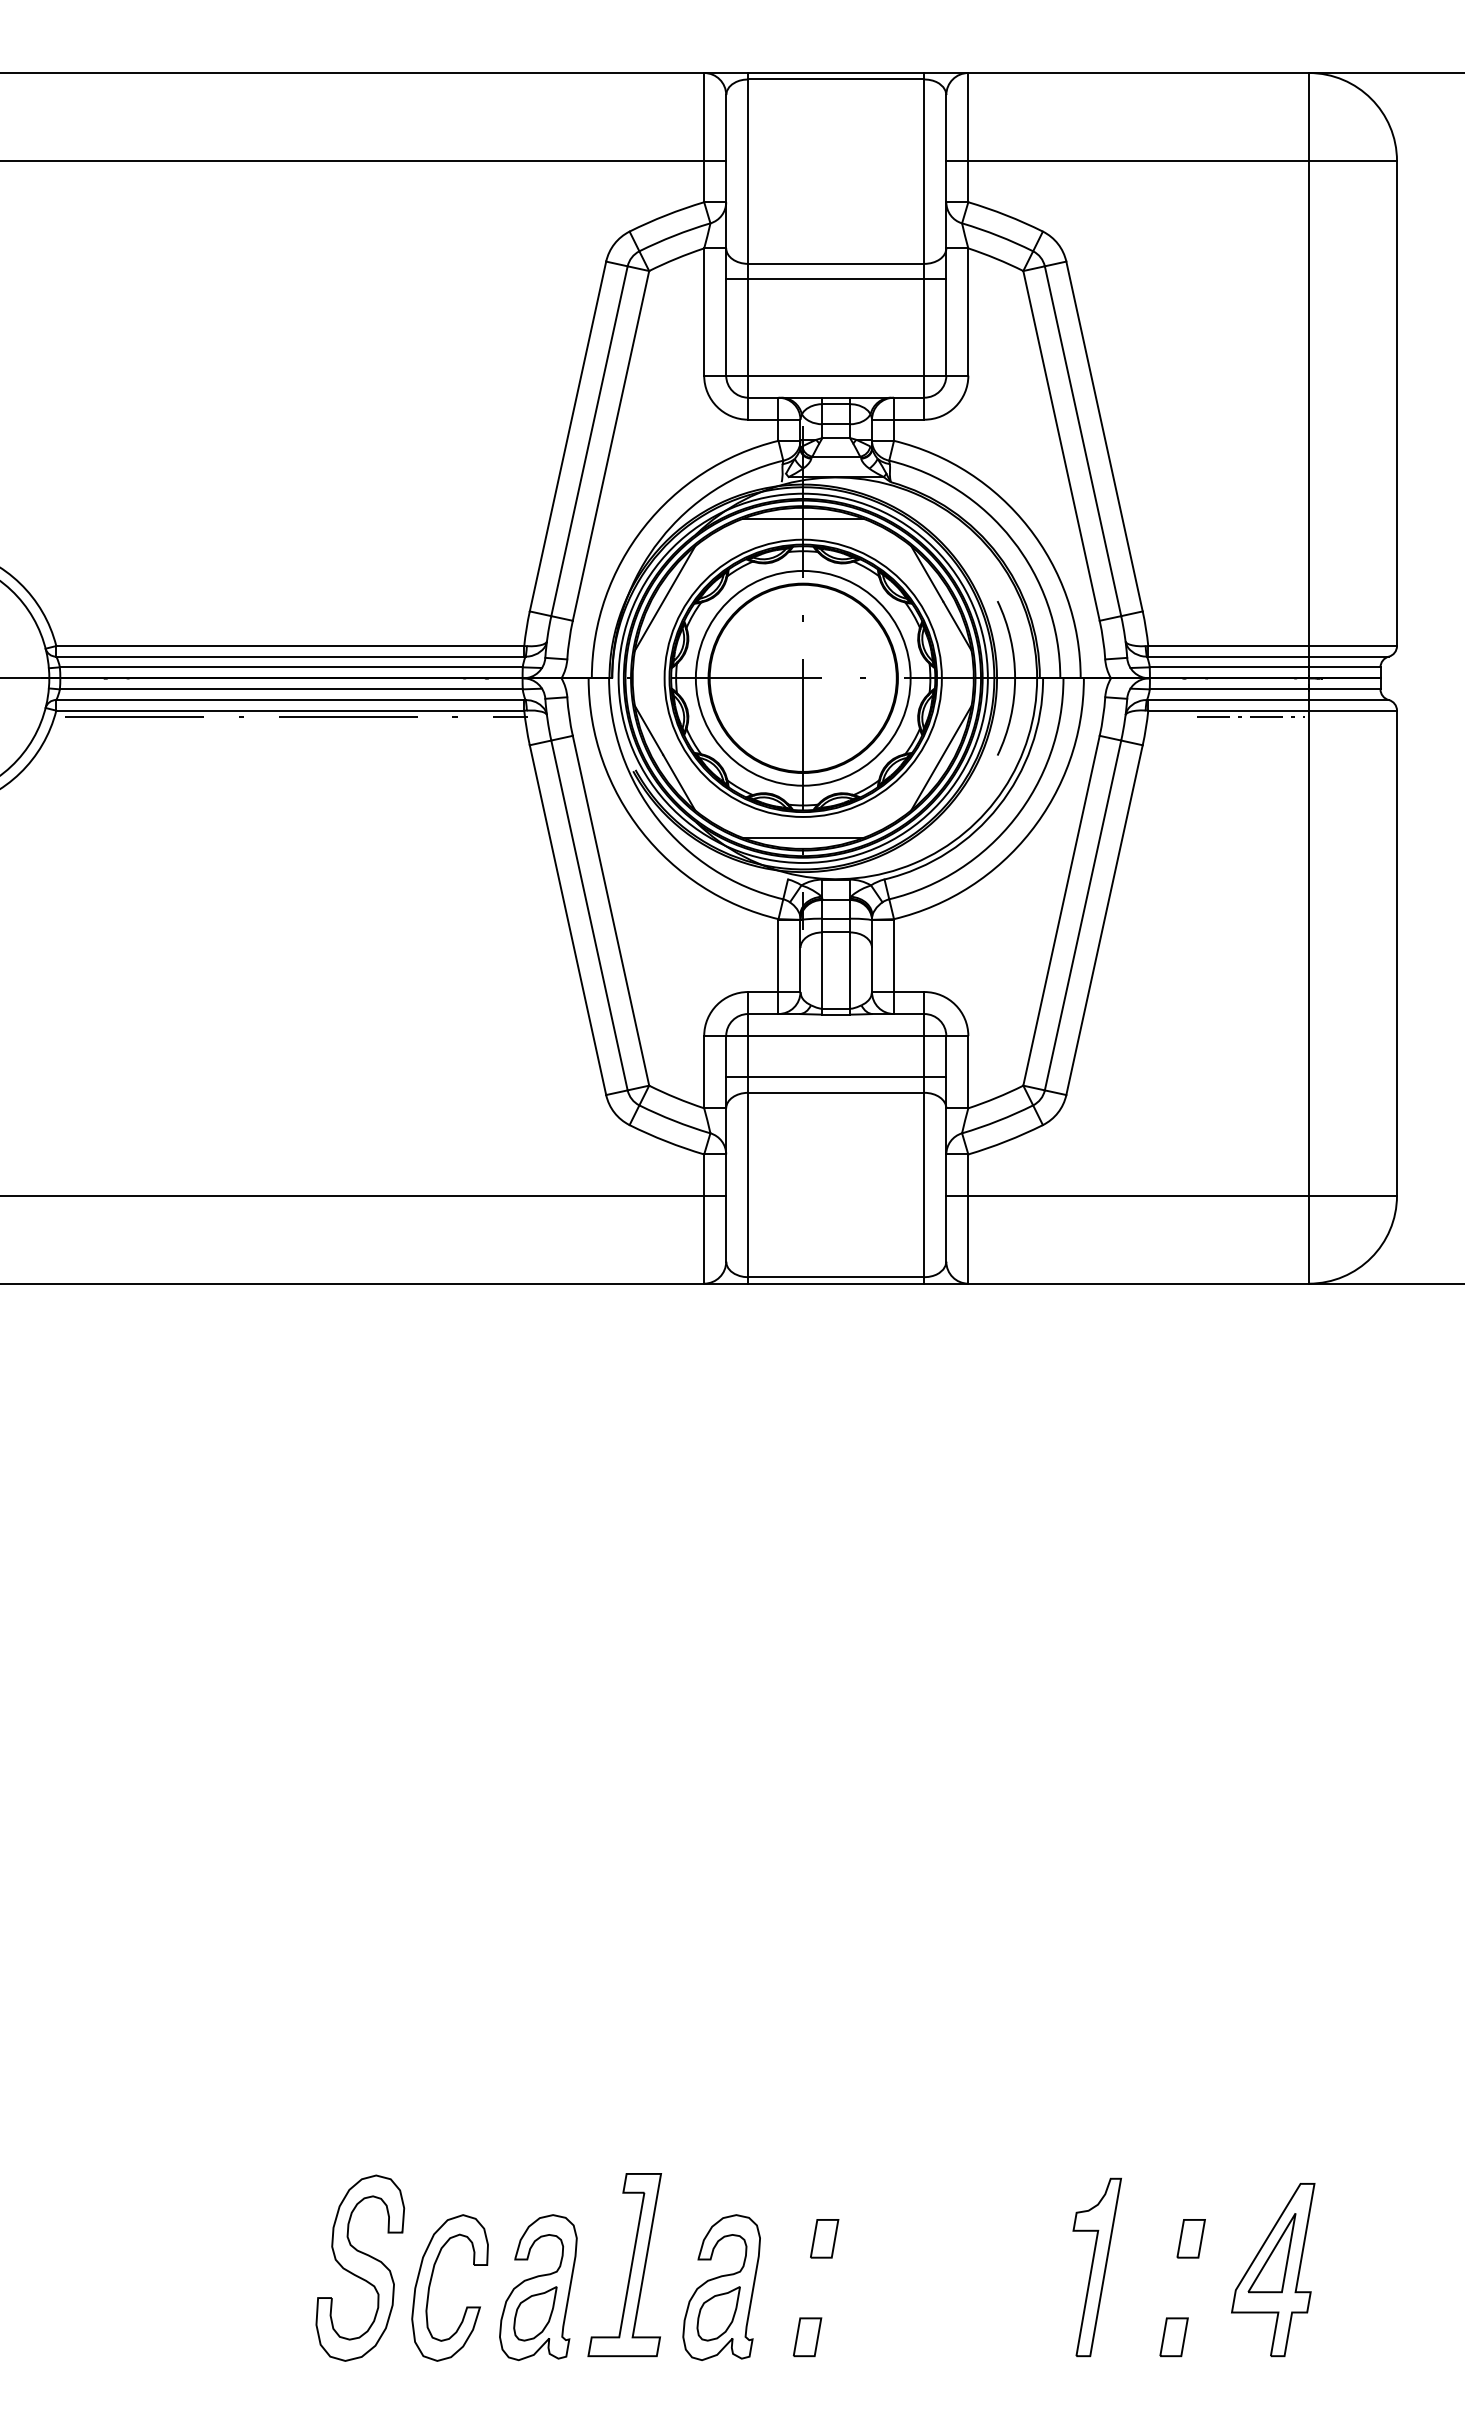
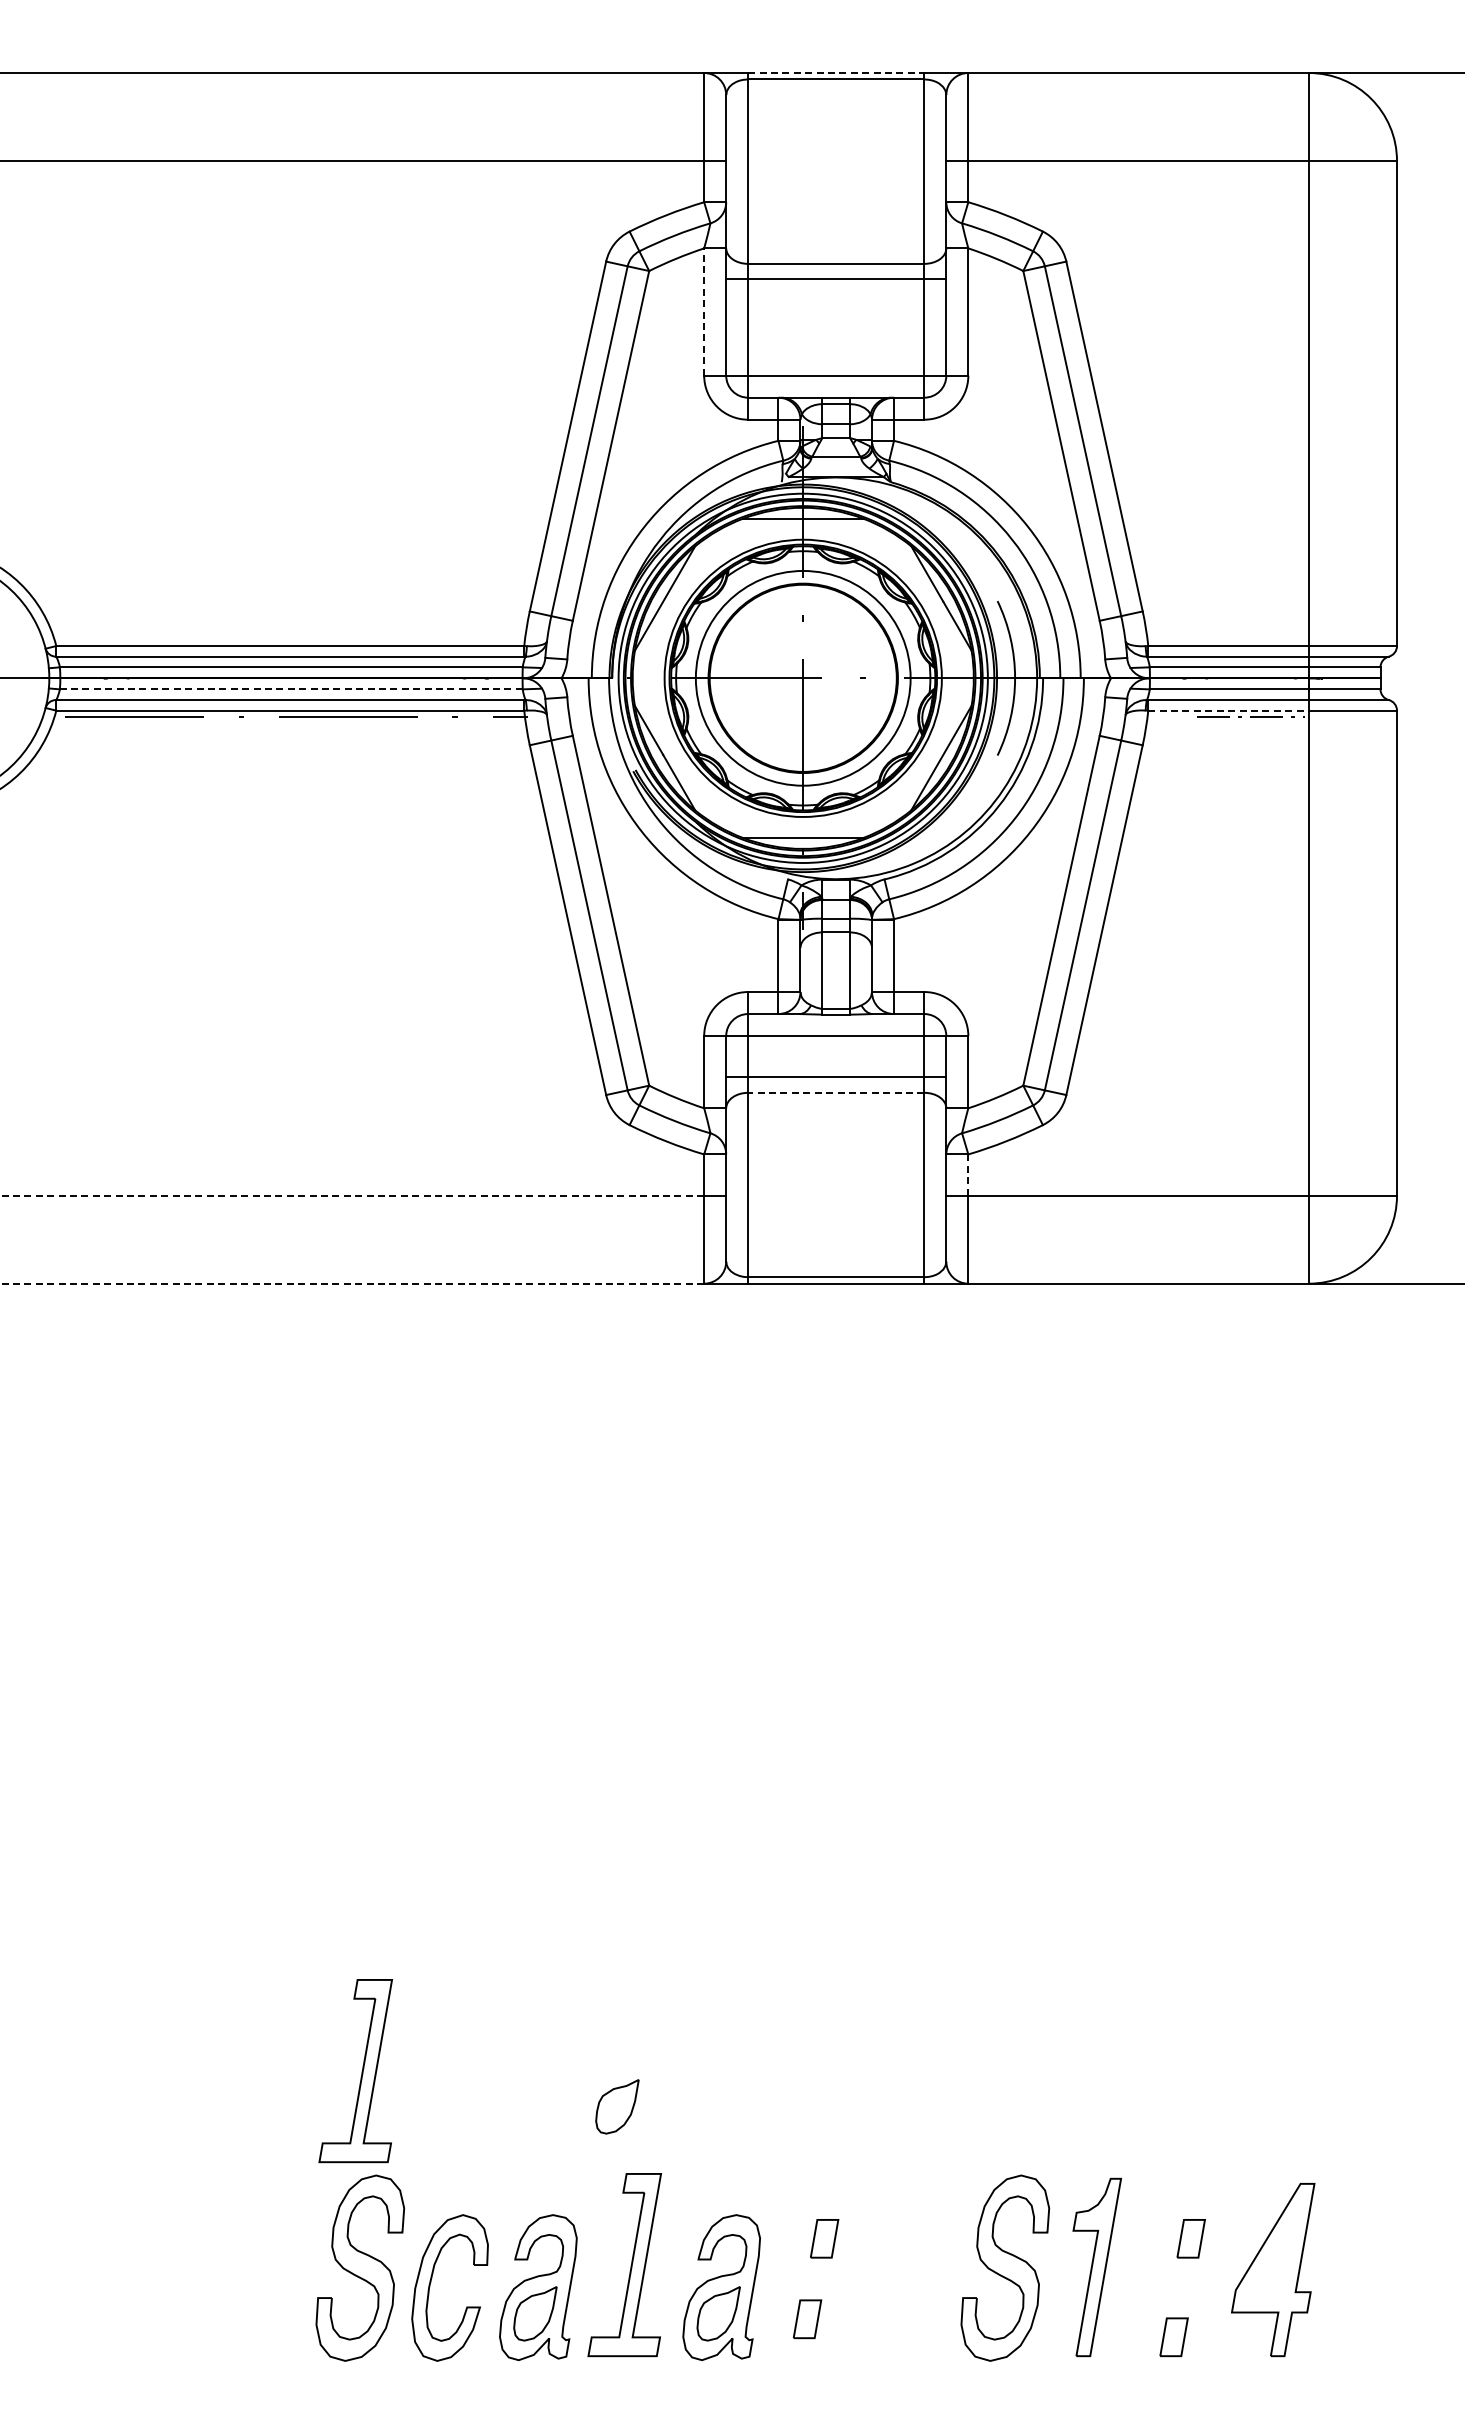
line: solid -> dashed (836, 73)
line: solid -> dashed (704, 312)
line: solid -> dashed (290, 689)
line: solid -> dashed (1229, 710)
line: solid -> dashed (835, 1092)
line: solid -> dashed (968, 1175)
line: solid -> dashed (352, 1195)
line: solid -> dashed (352, 1283)
part: none -> present (355, 2071)
part: none -> present (617, 2106)
part: present -> none (1271, 2253)
part: none -> present (1005, 2267)
part position: (807, 2337) -> (807, 2319) (807, 2319)
